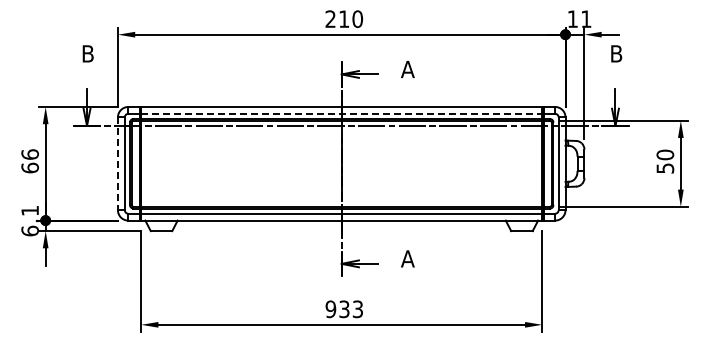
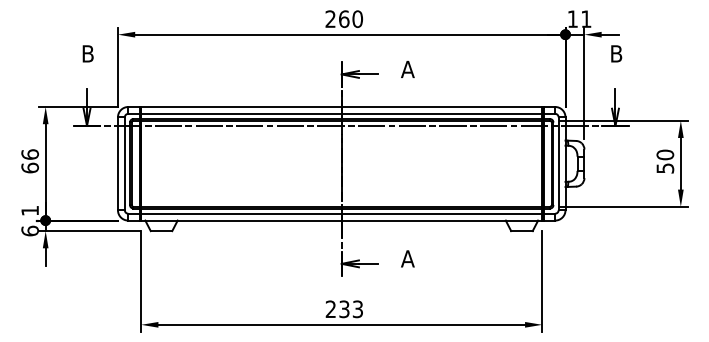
text: 210 -> 260 (344, 19)
line: dashed -> solid (341, 113)
line: dashed -> solid (117, 164)
text: 933 -> 233 (330, 309)
